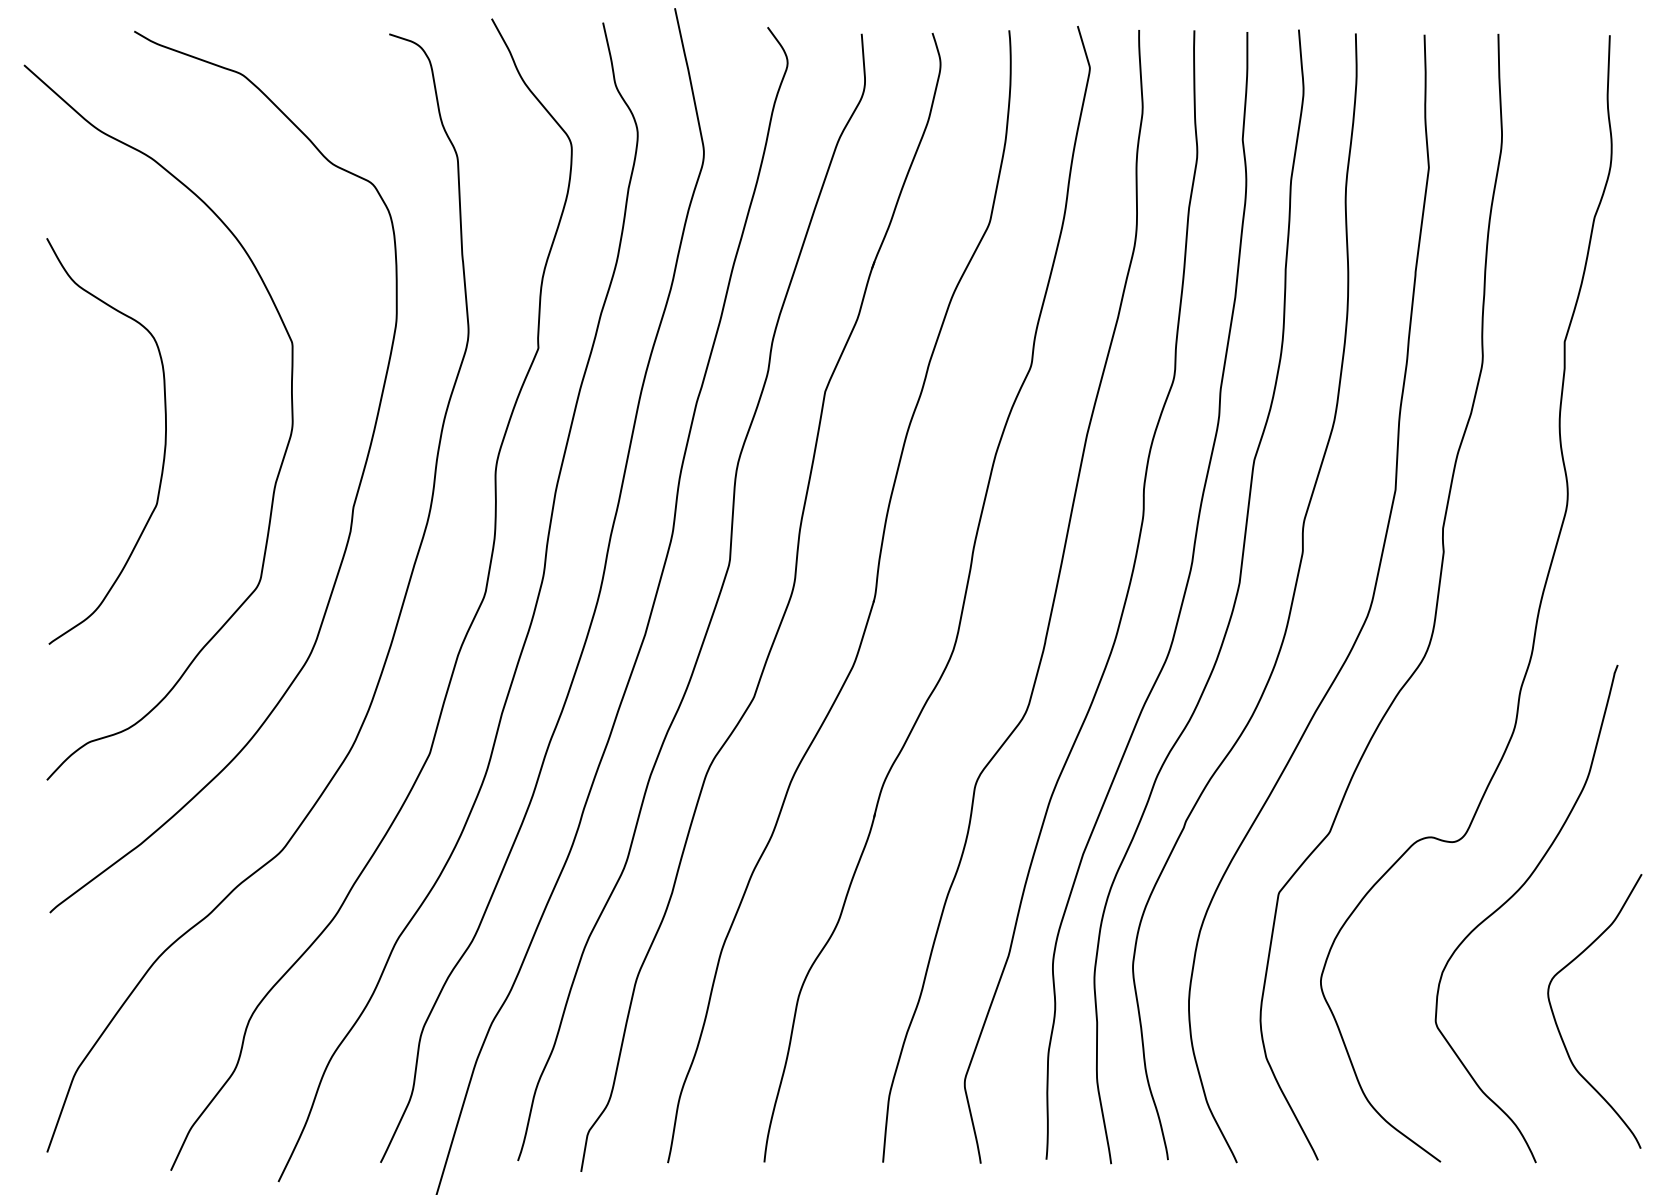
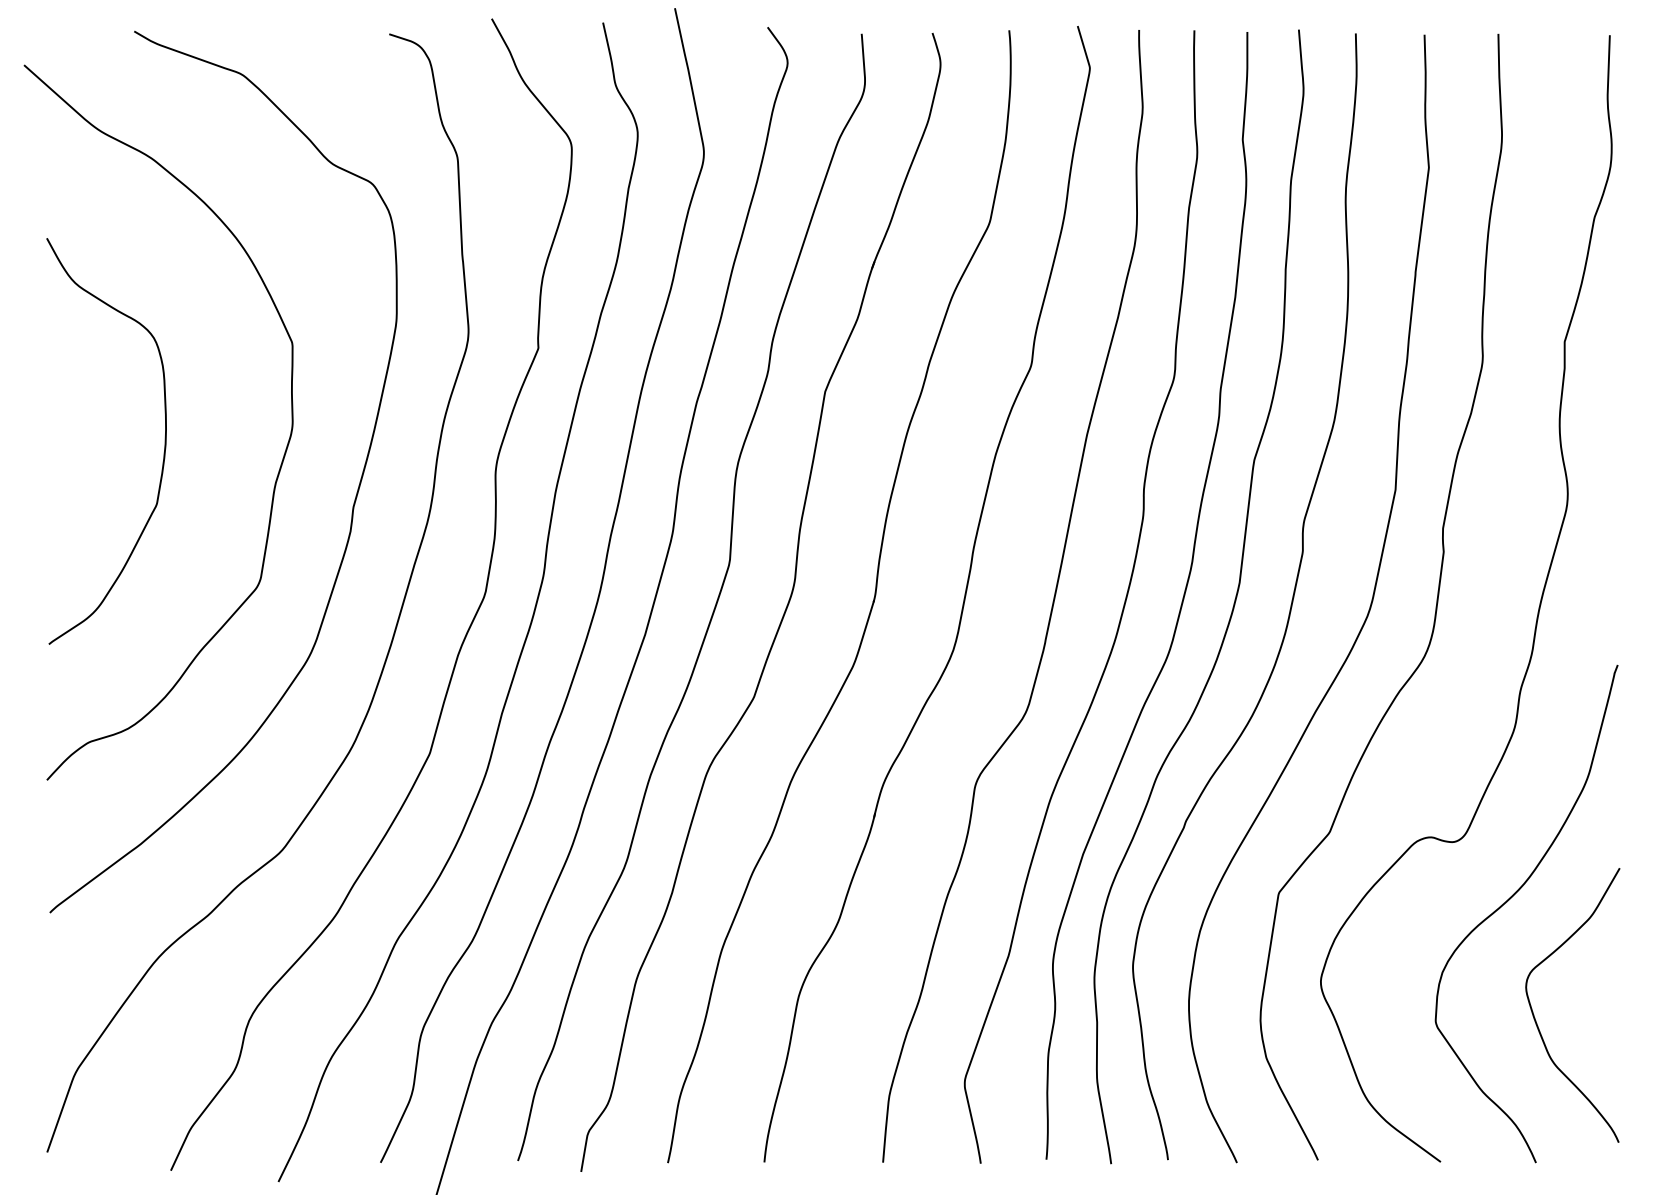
curve position: (1557, 1023) -> (1535, 1017) (1535, 1017)
